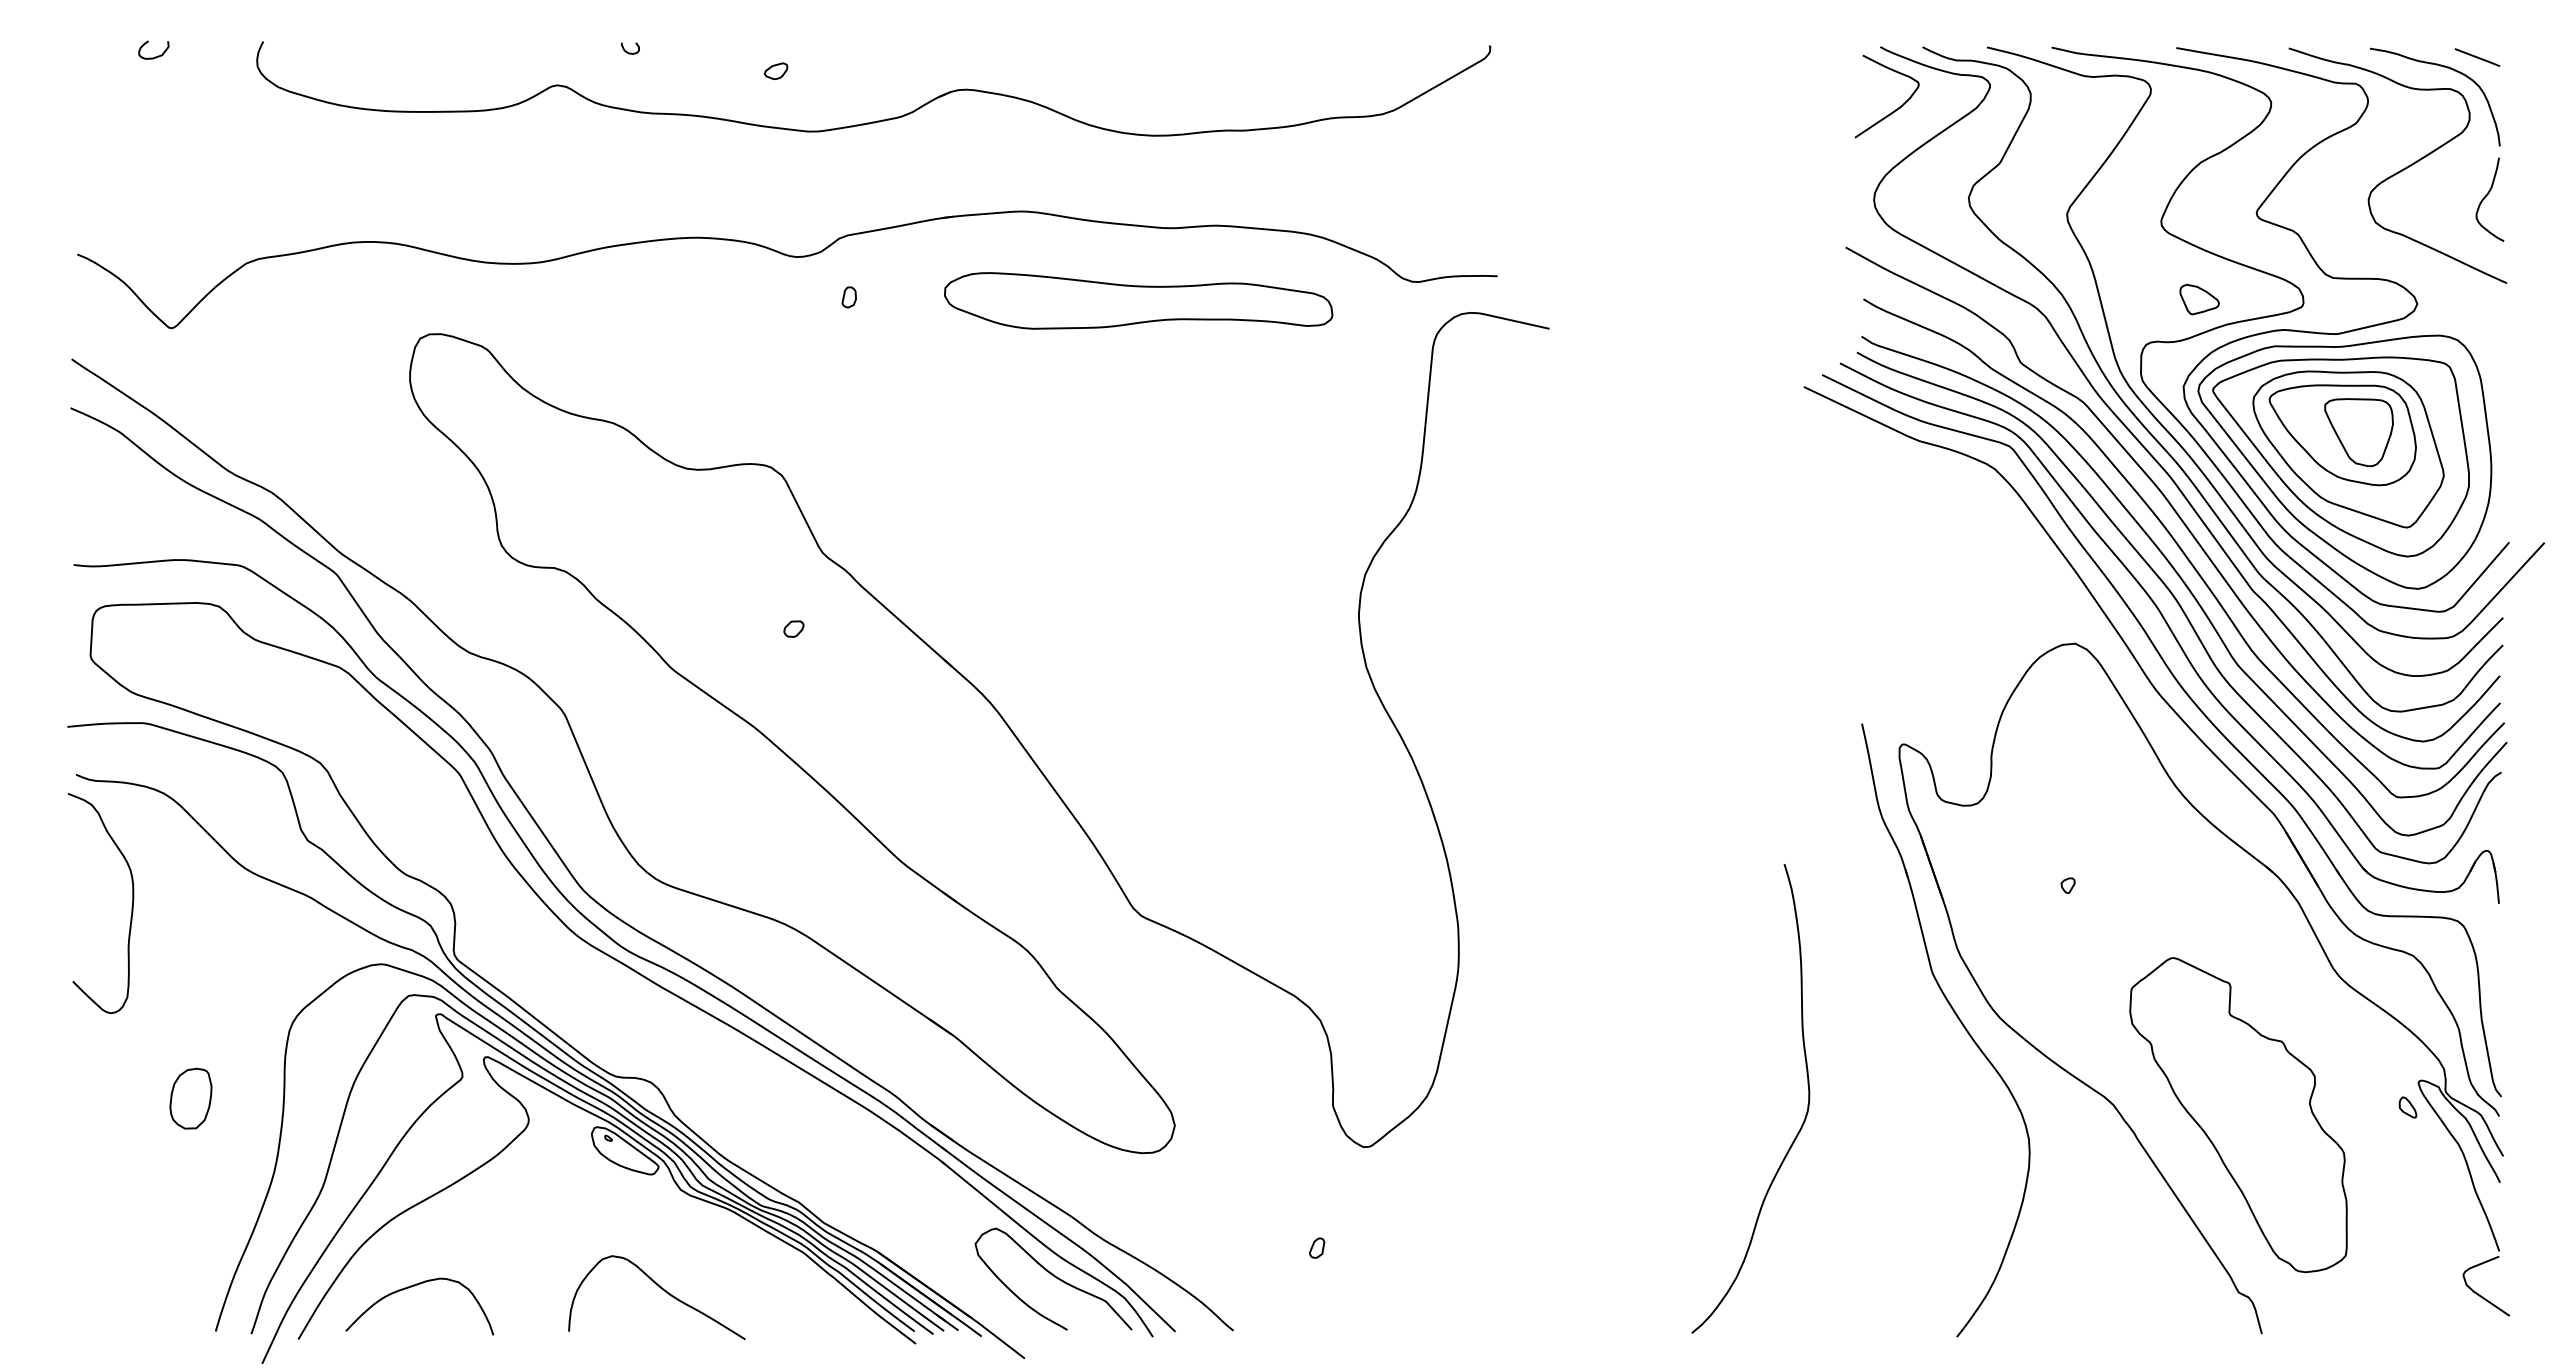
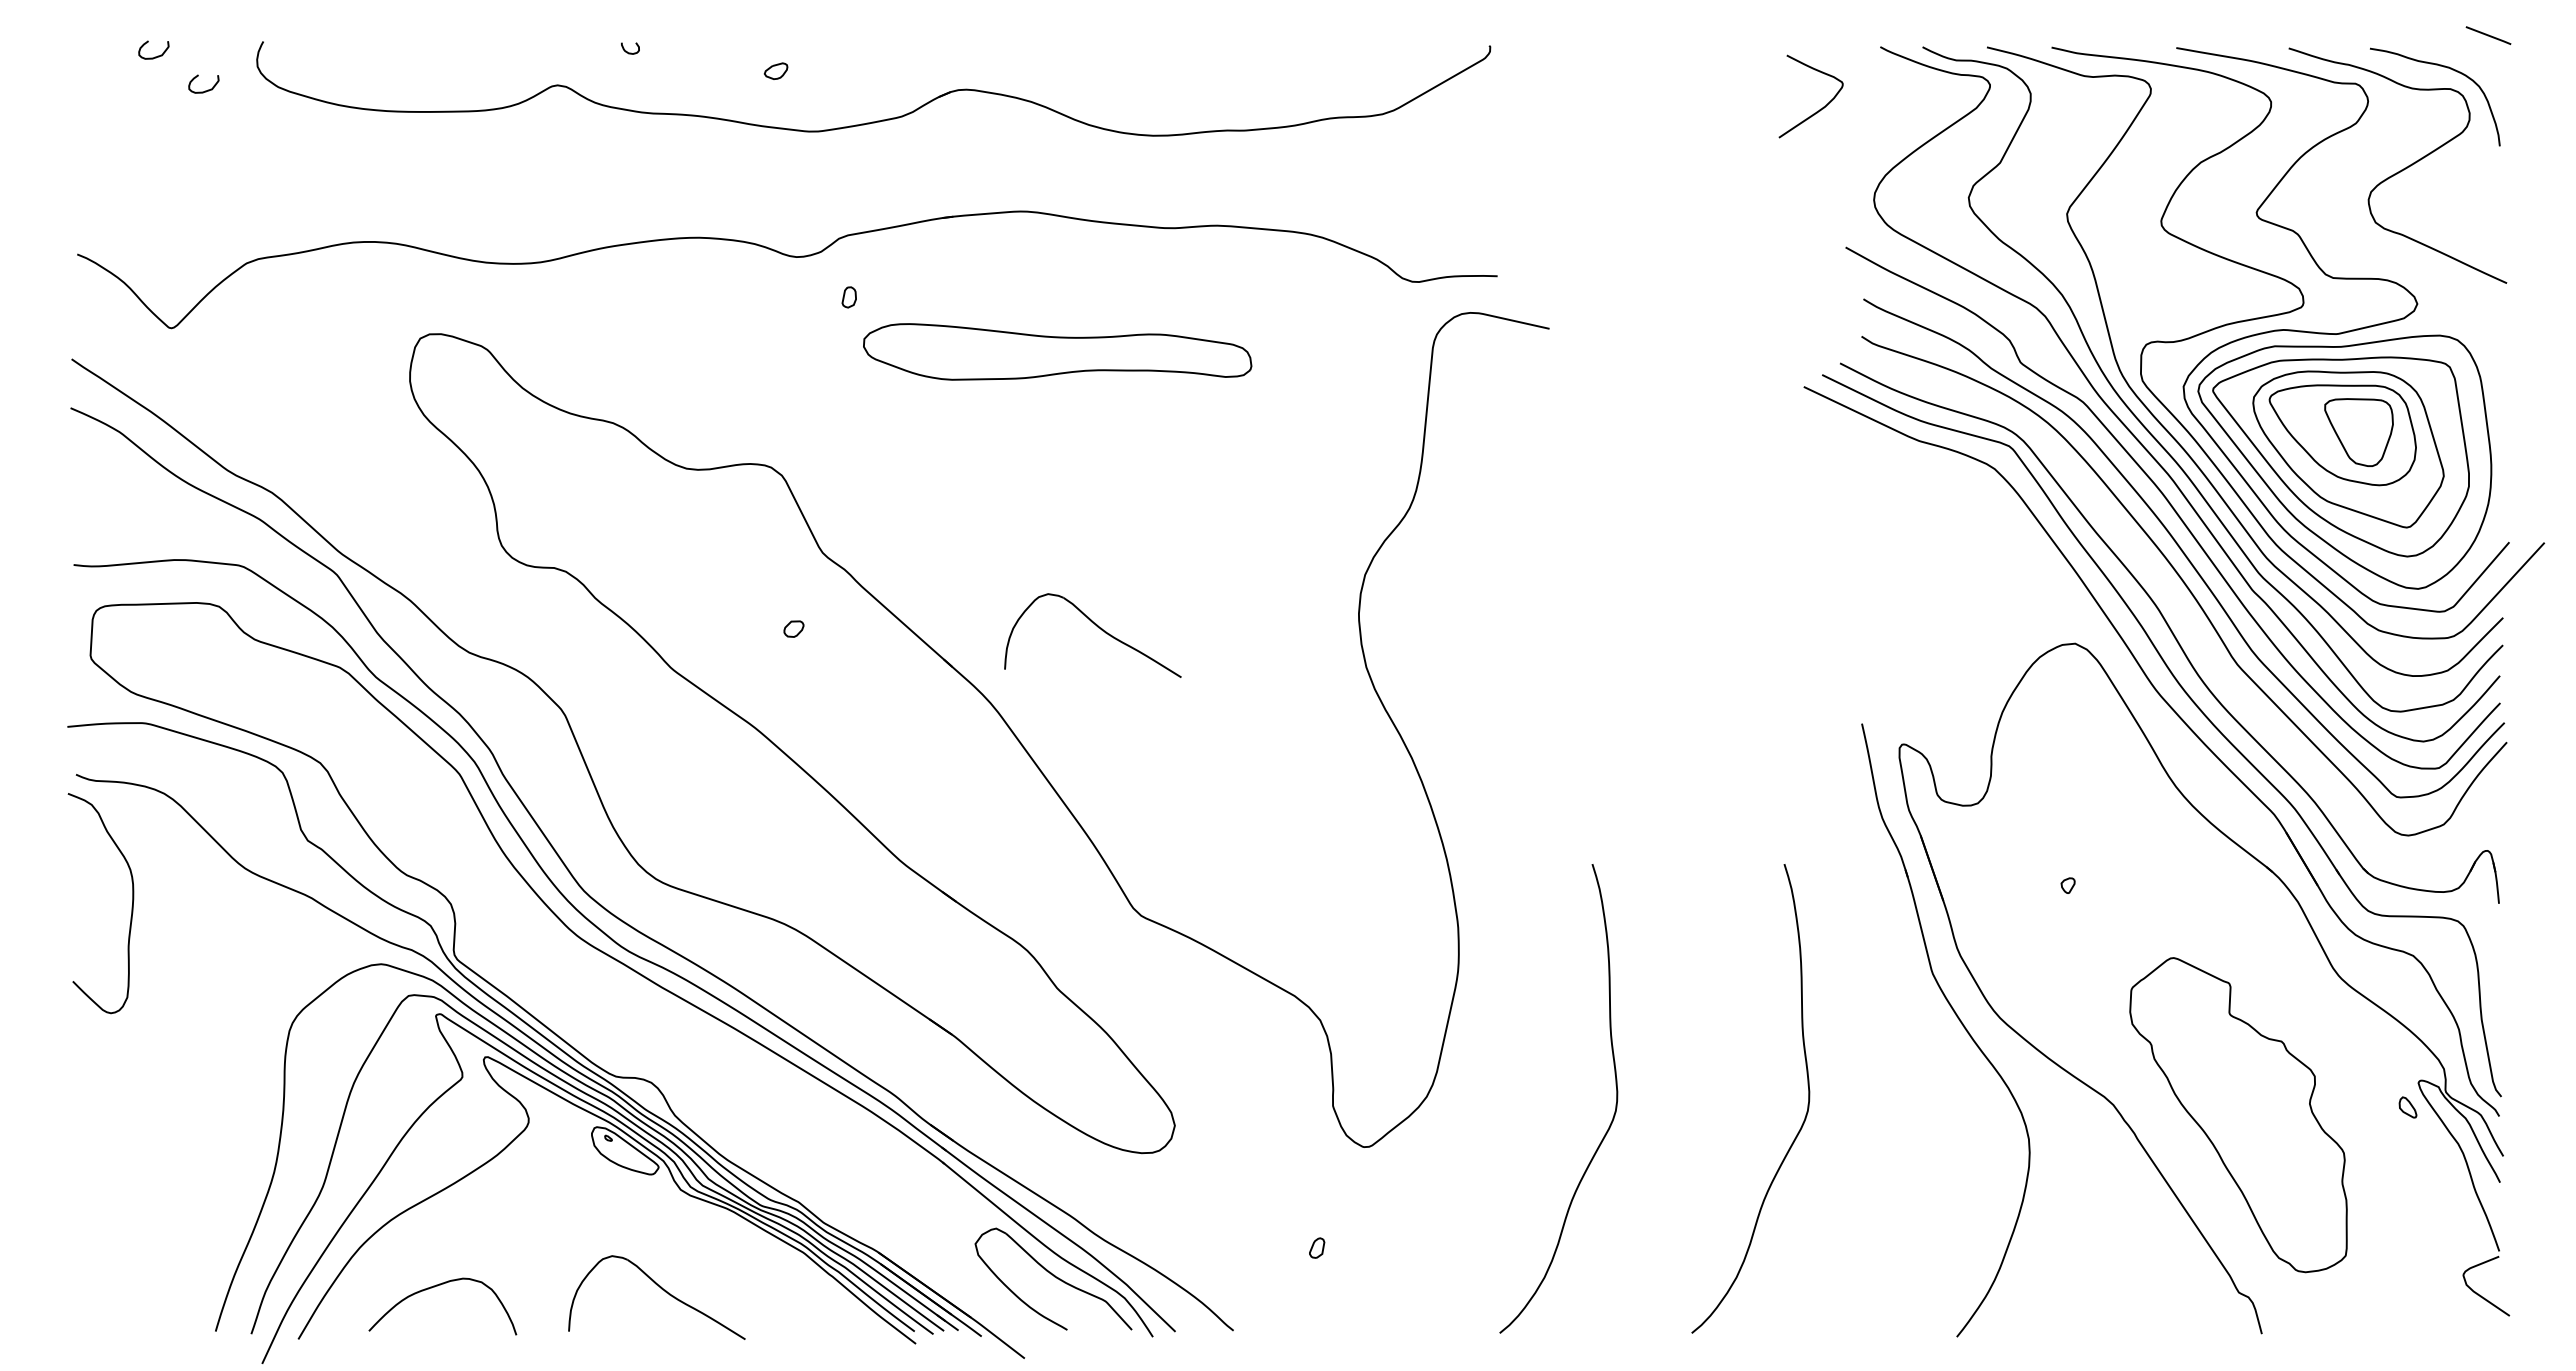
line position: (2477, 57) -> (2488, 35) (2488, 35)
curve: none -> present (207, 89)
curve position: (1896, 108) -> (1820, 108) (1820, 108)
curve: present -> none (2486, 197)
part: present -> none (2199, 299)
part position: (1138, 300) -> (1057, 351) (1057, 351)
curve: present -> none (2179, 606)
part: none -> present (1097, 627)
part: present -> none (190, 1098)
curve: none -> present (1612, 1117)
curve position: (414, 1286) -> (437, 1286) (437, 1286)
